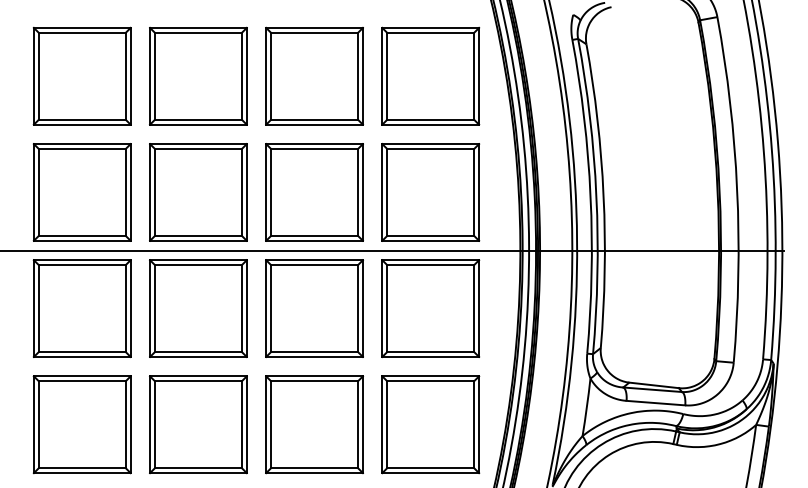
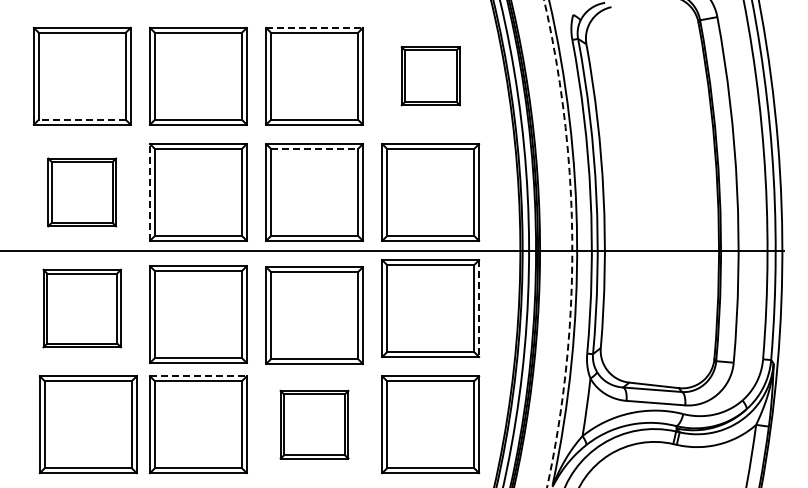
line: solid -> dashed (315, 27)
part size: 100x100 px -> 61x61 px (430, 76)
line: solid -> dashed (82, 120)
line: solid -> dashed (314, 148)
line: solid -> dashed (150, 191)
part size: 100x99 px -> 71x71 px (82, 192)
arc: solid -> dashed (572, 242)
part size: 100x99 px -> 80x81 px (81, 308)
part position: (198, 308) -> (198, 314) (198, 314)
part position: (314, 308) -> (314, 315) (314, 315)
line: solid -> dashed (479, 309)
line: solid -> dashed (198, 376)
part position: (81, 424) -> (87, 424) (87, 424)
part size: 99x100 px -> 71x71 px (314, 424)
